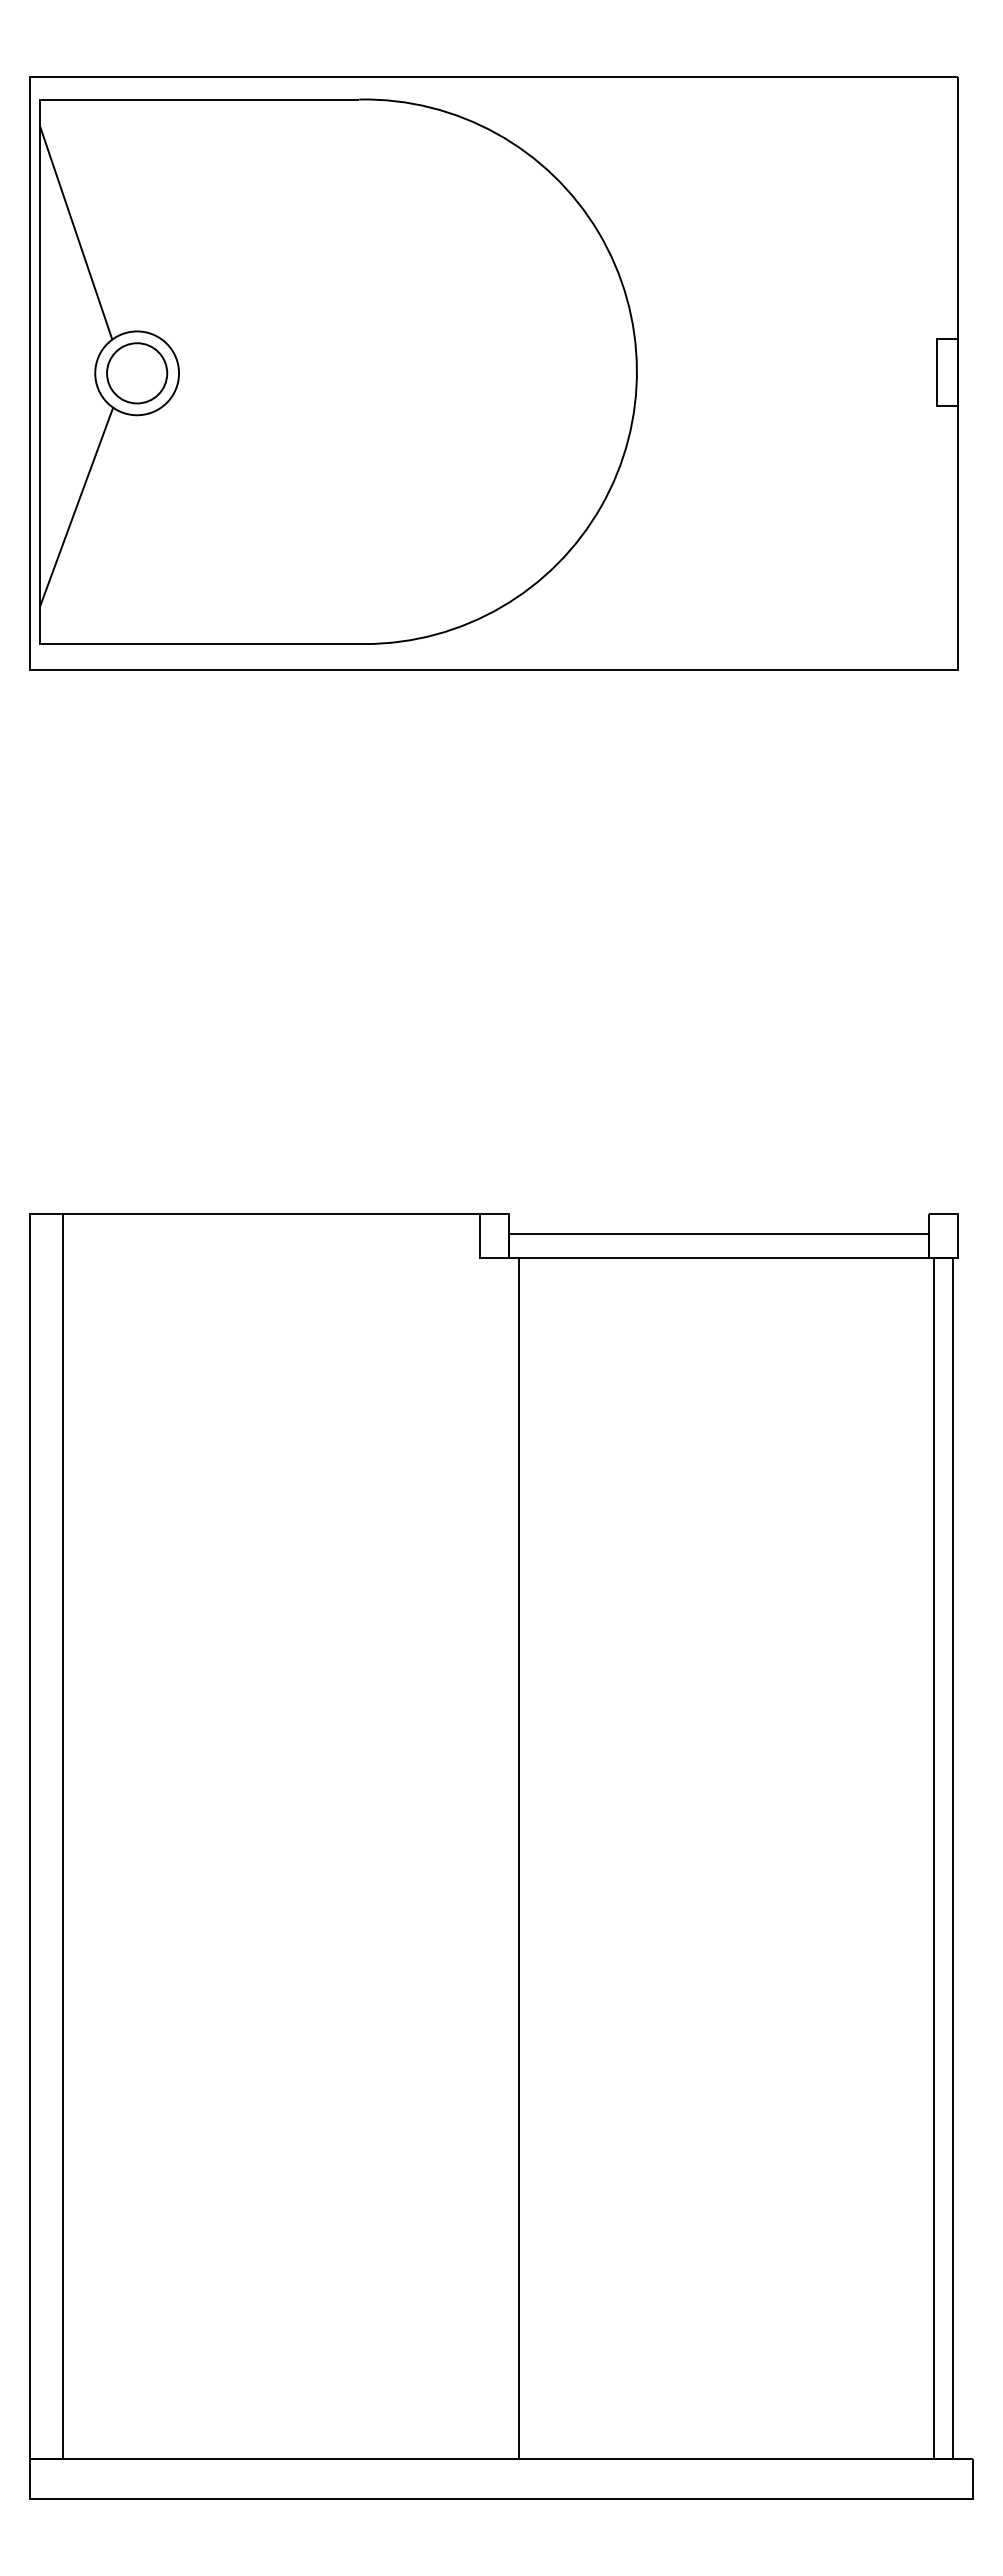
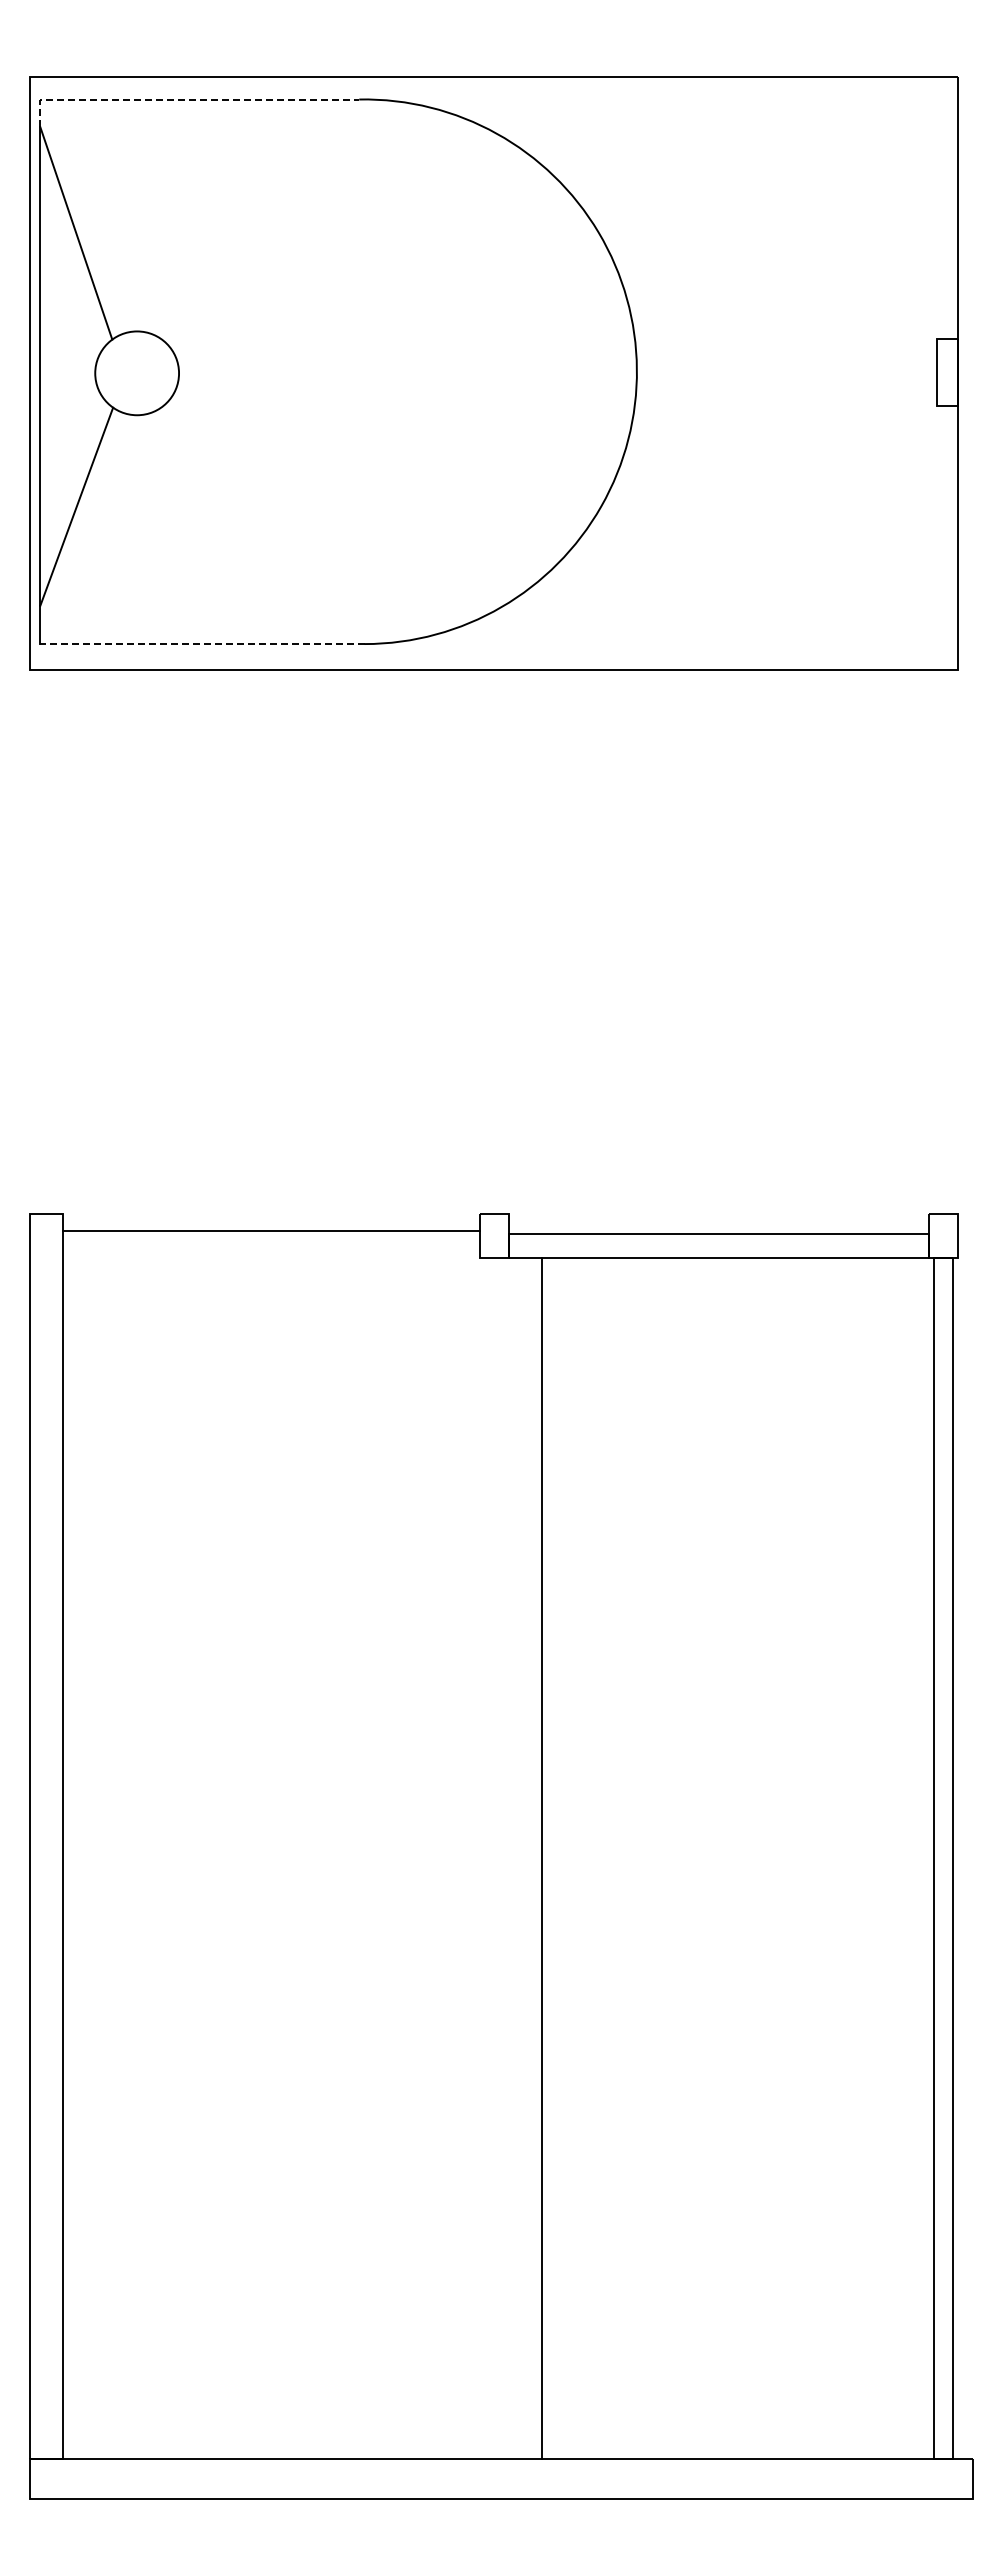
line: solid -> dashed (185, 99)
circle: present -> none (137, 373)
line: solid -> dashed (201, 644)
line position: (271, 1214) -> (271, 1231) (271, 1231)
line position: (519, 1857) -> (542, 1857) (542, 1857)
